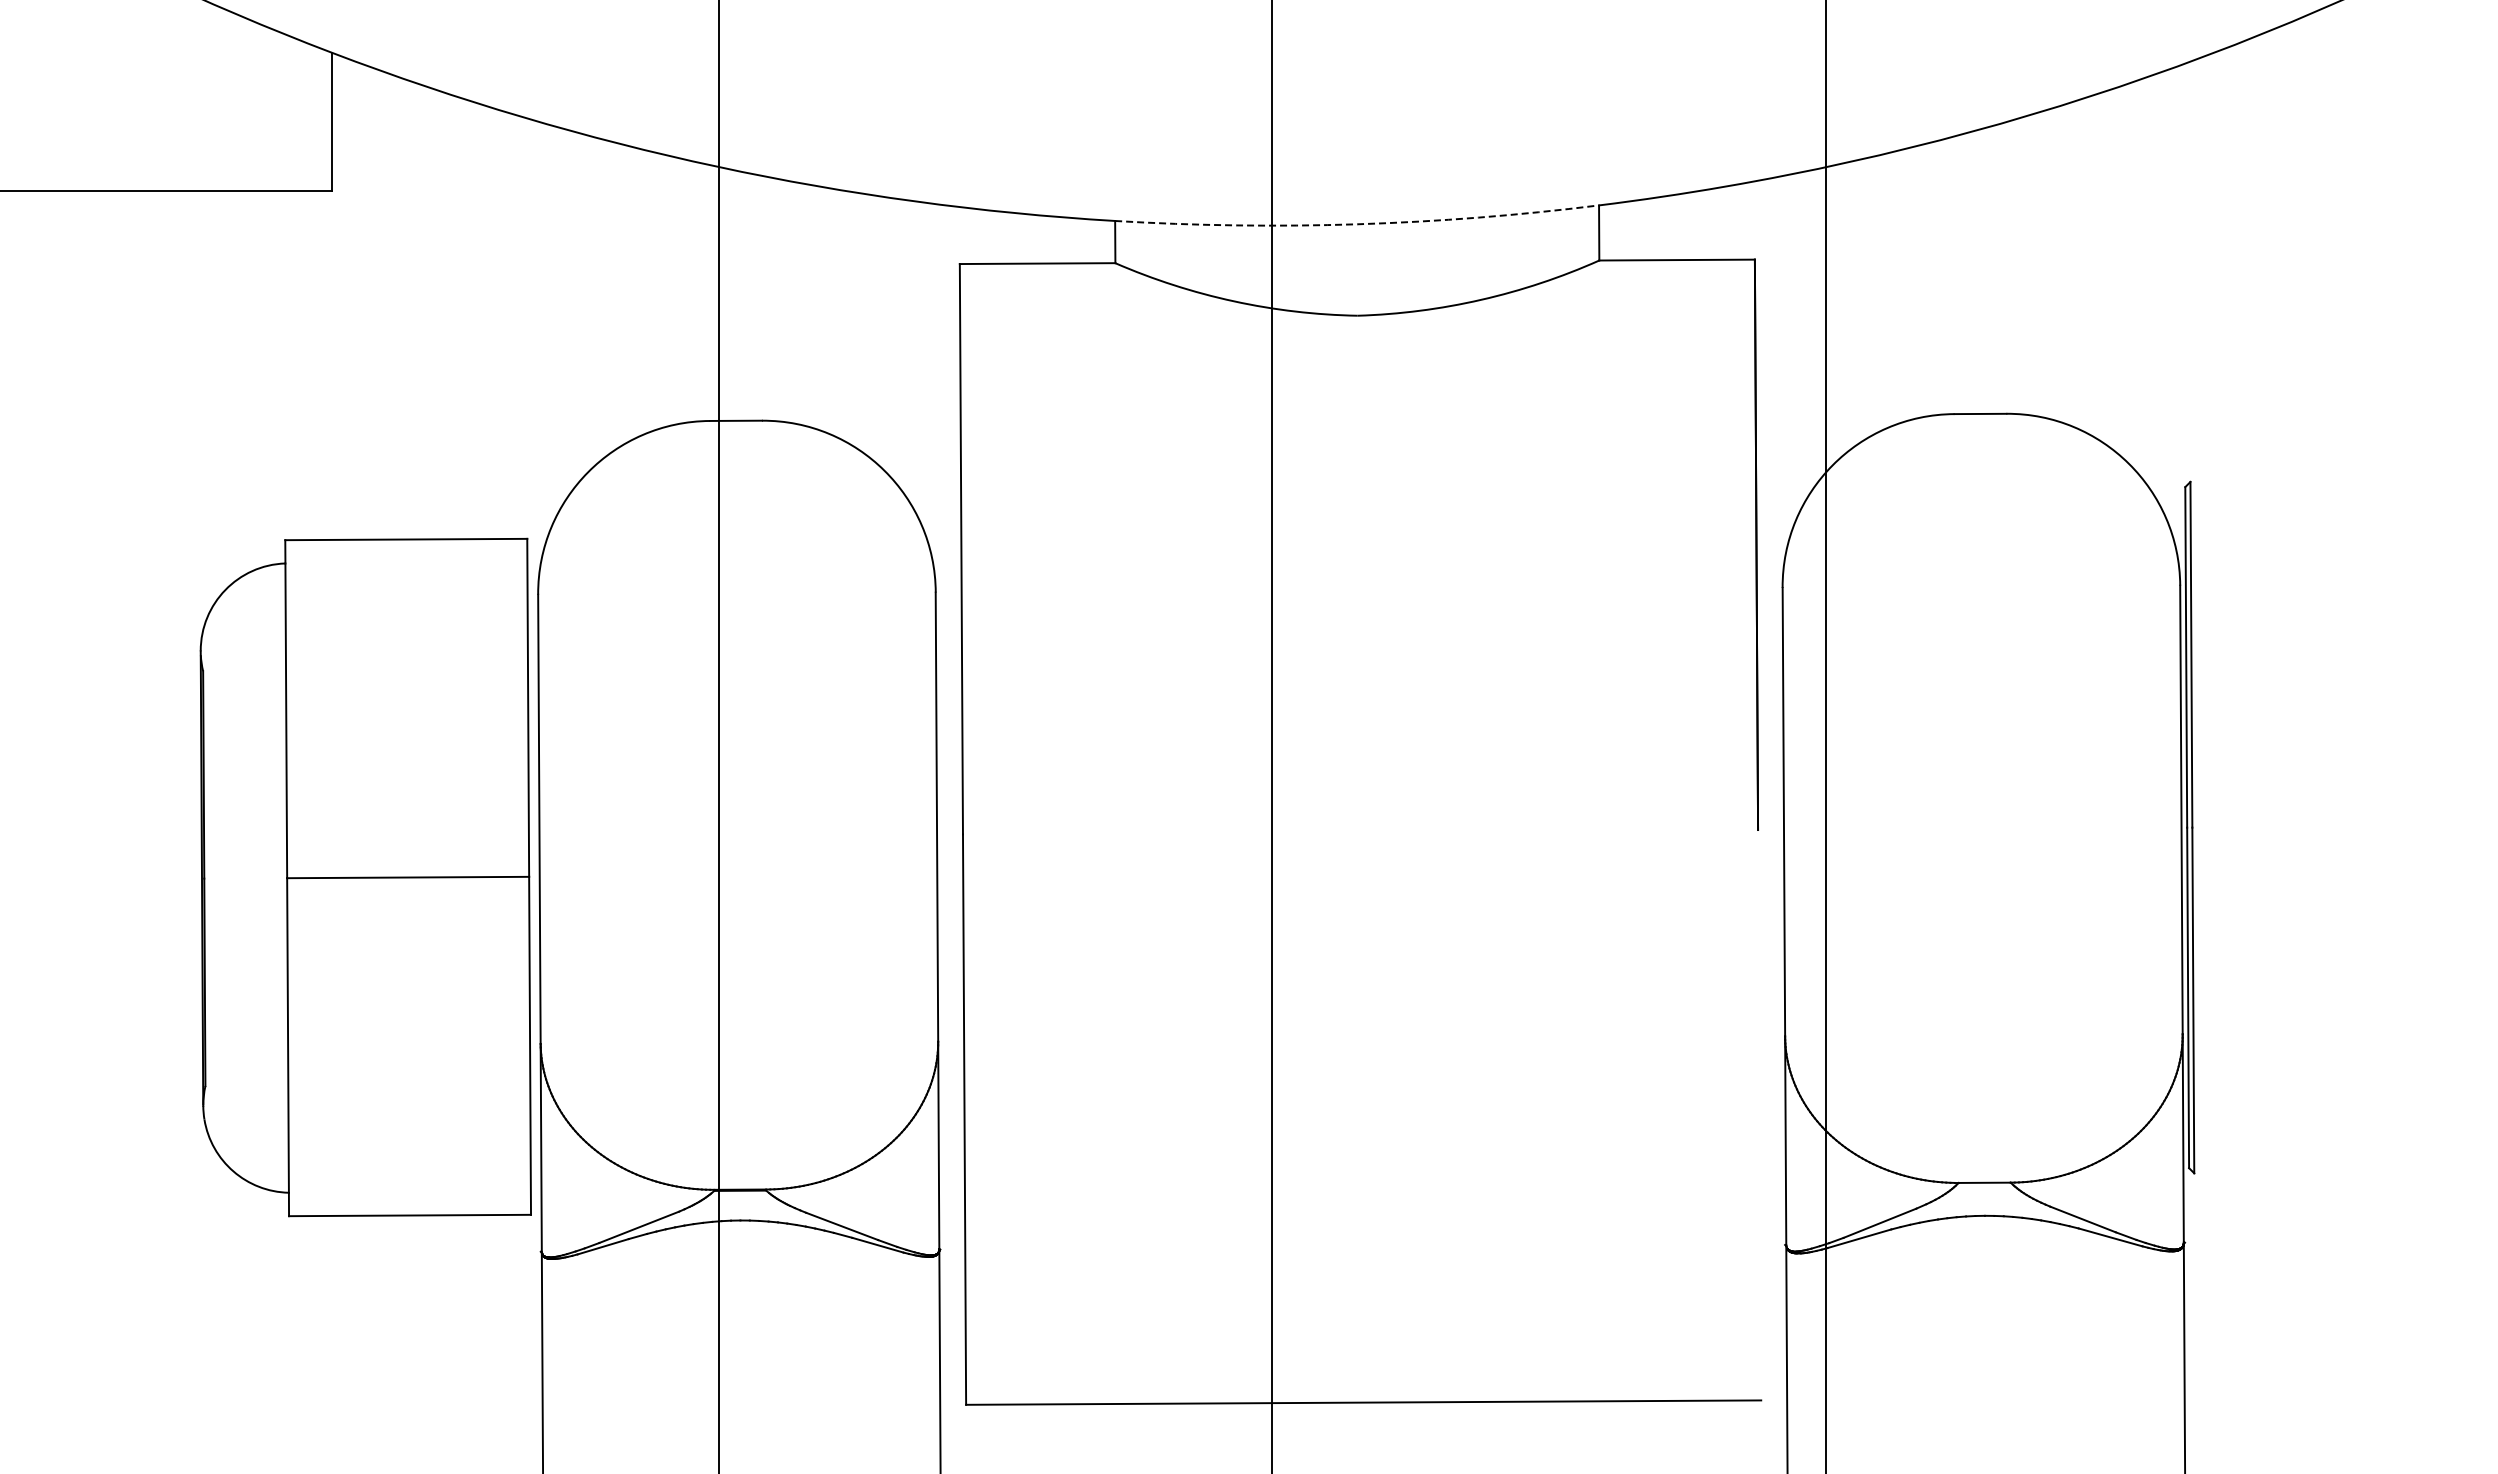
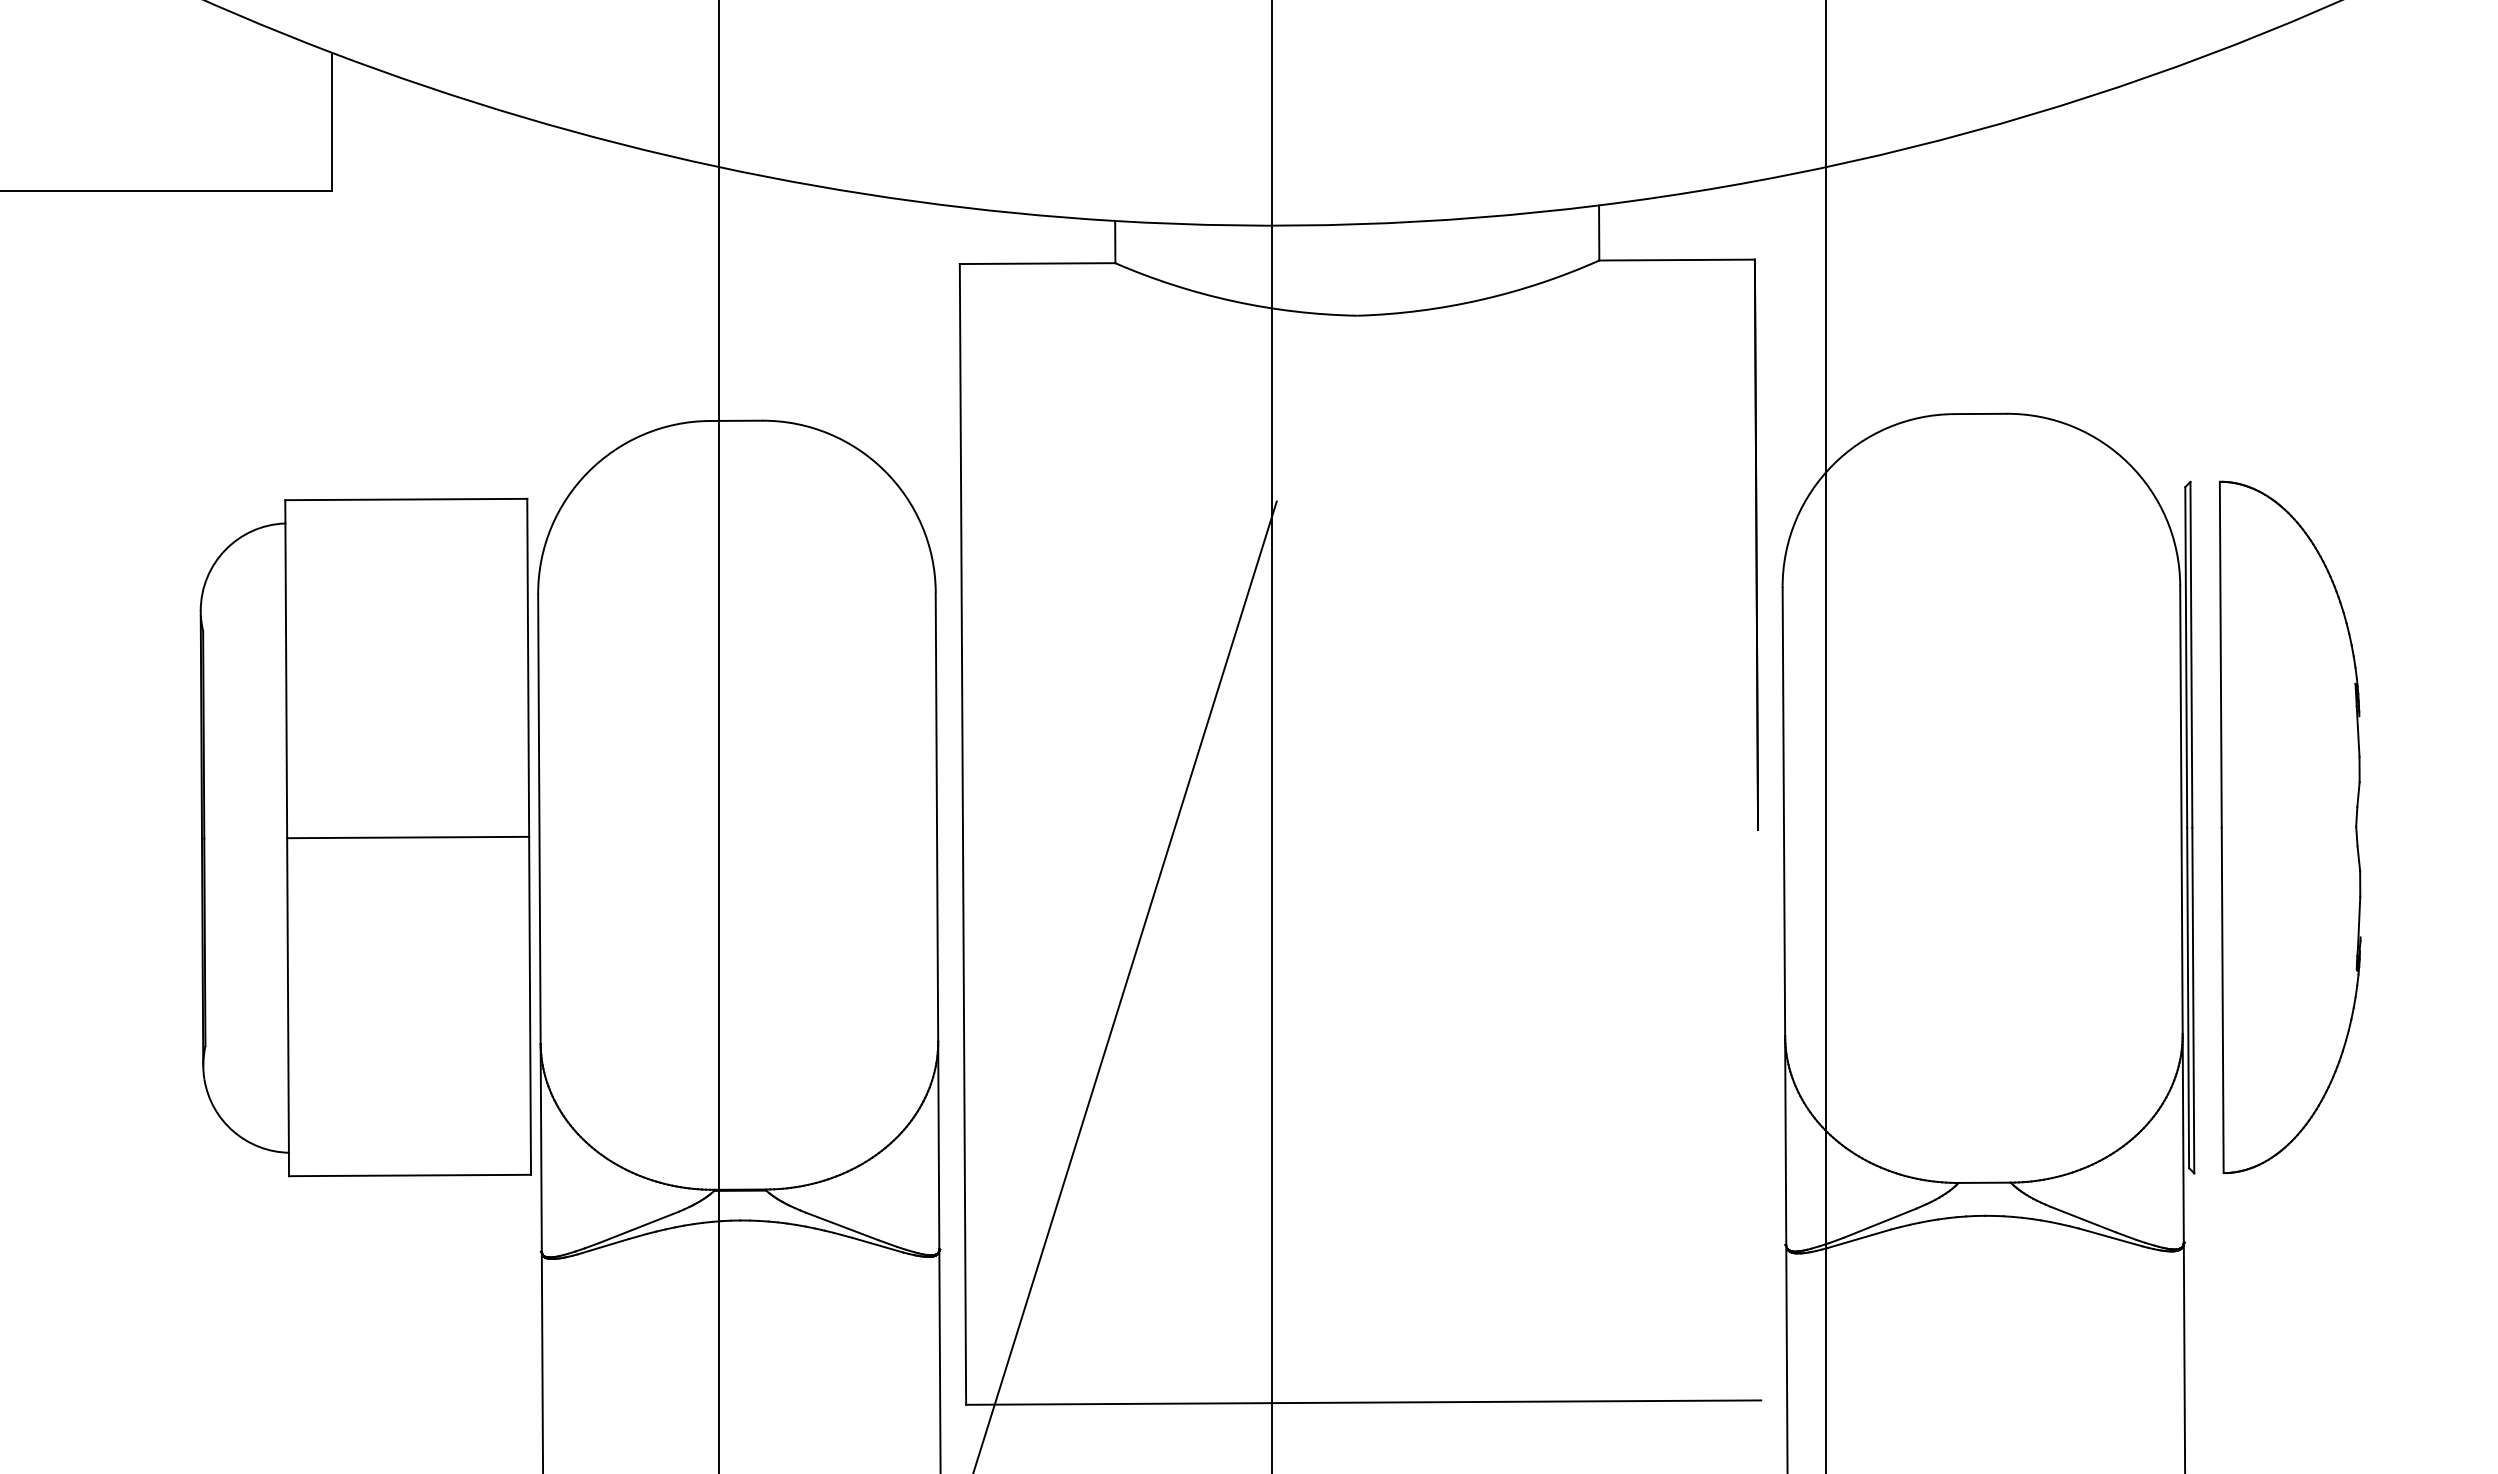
arc: dashed -> solid (1357, 224)
part: none -> present (2290, 827)
part position: (365, 877) -> (365, 837) (365, 837)
line: none -> present (1125, 985)
